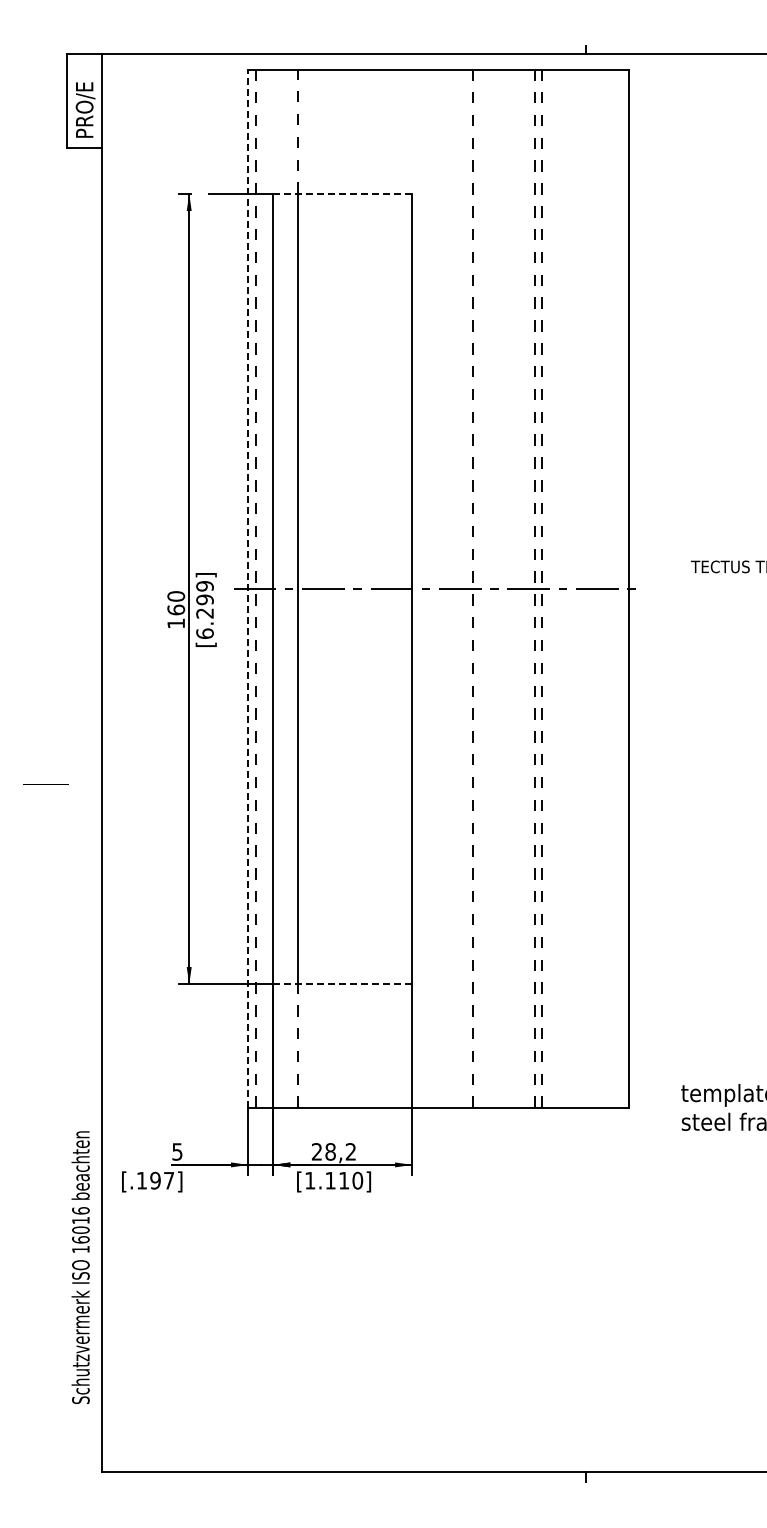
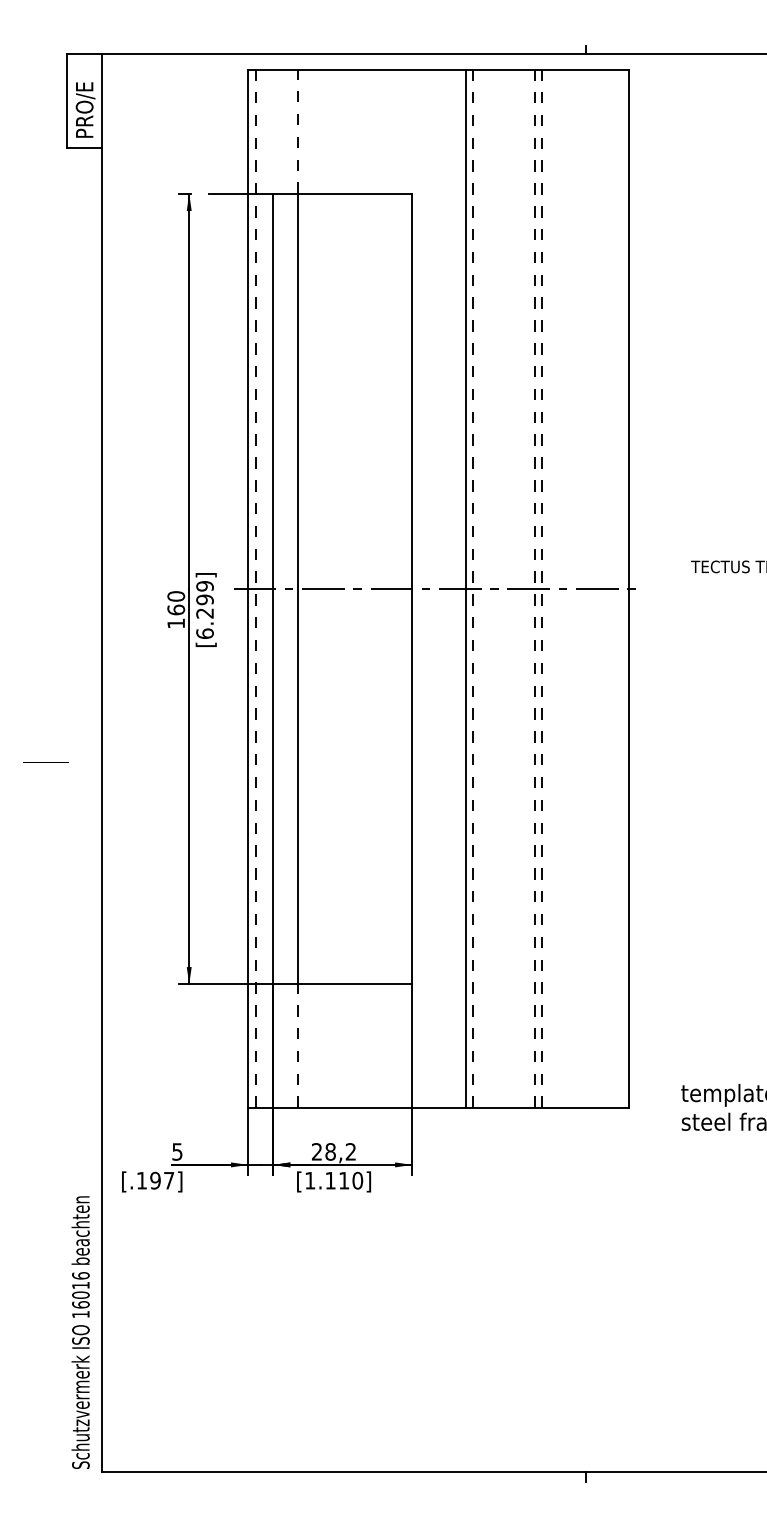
line: dashed -> solid (342, 193)
line: none -> present (465, 588)
line: dashed -> solid (248, 589)
line position: (45, 784) -> (45, 762) (45, 762)
line: dashed -> solid (342, 984)
text position: (80, 1267) -> (80, 1332) (80, 1332)
